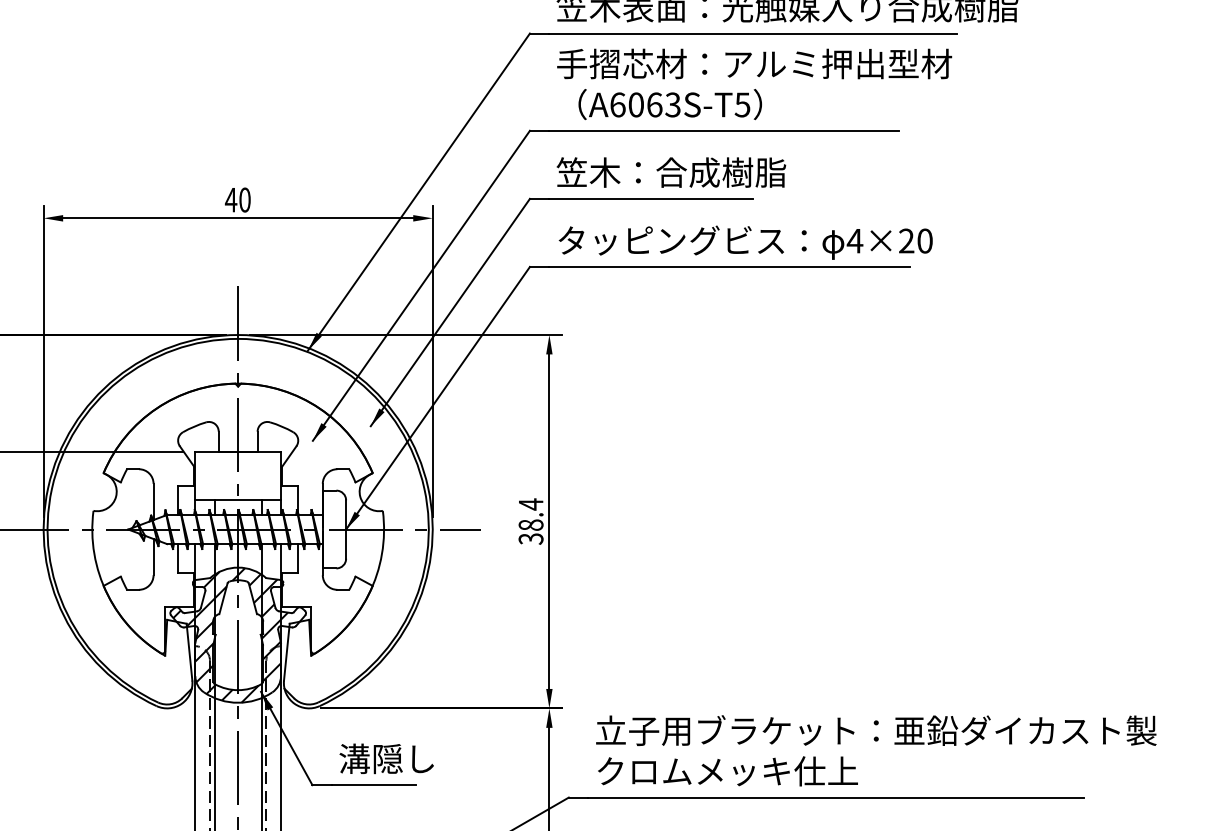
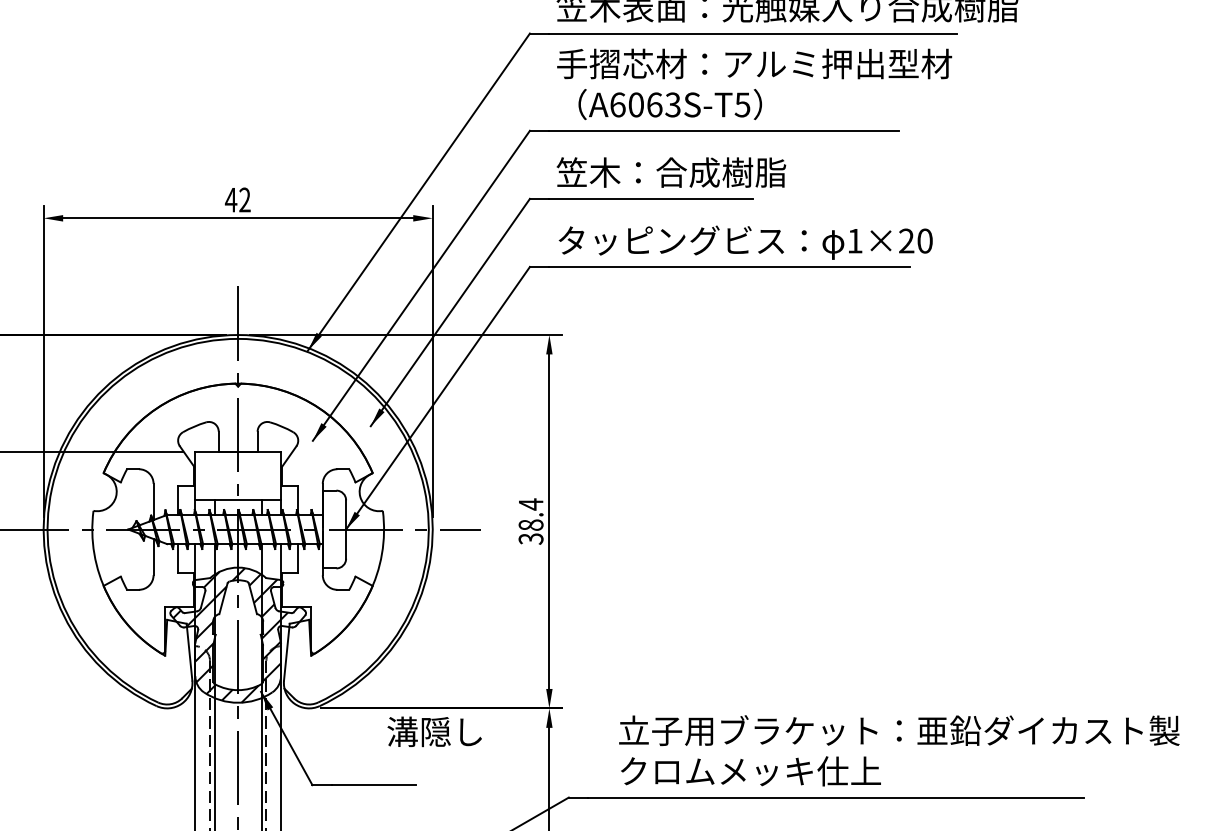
text: 40 -> 42 (244, 199)
text: 4×20 -> 1×20 (854, 241)
text position: (876, 750) -> (899, 750) (899, 750)
text position: (386, 758) -> (434, 731) (434, 731)
